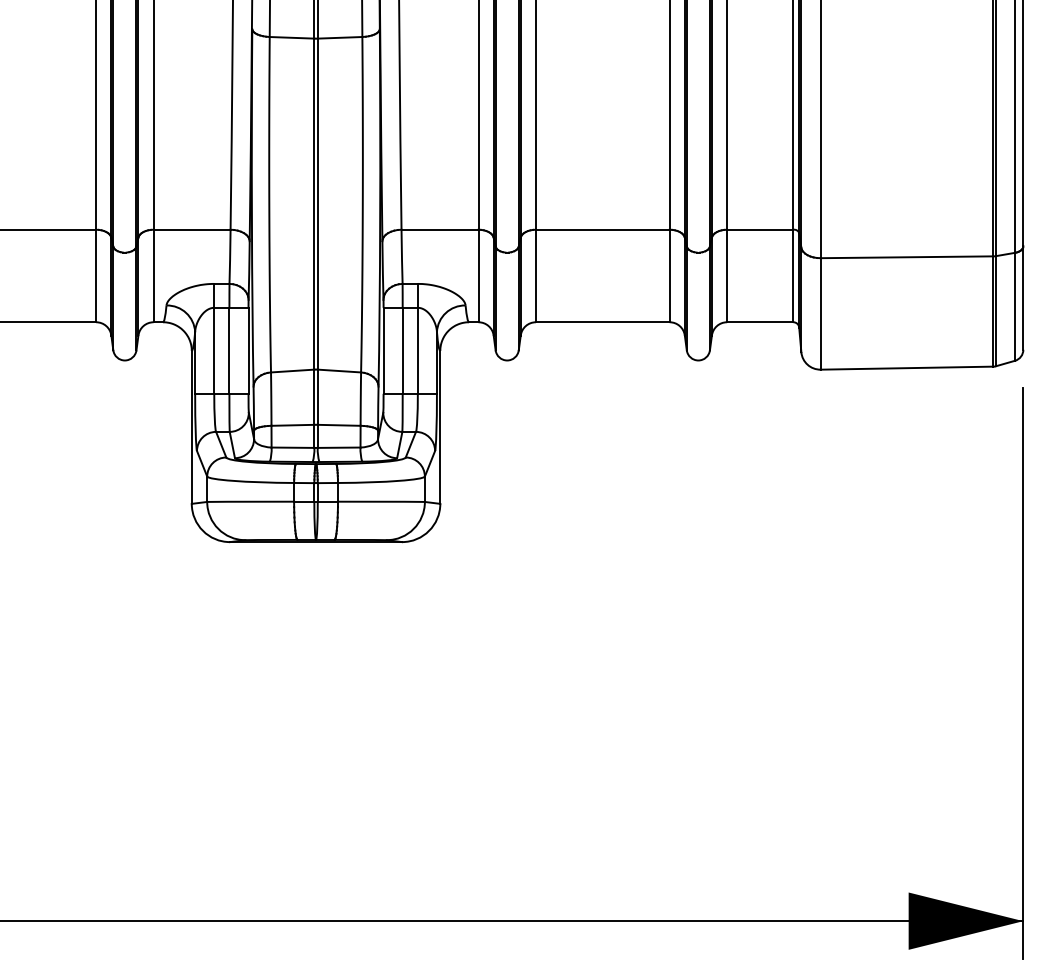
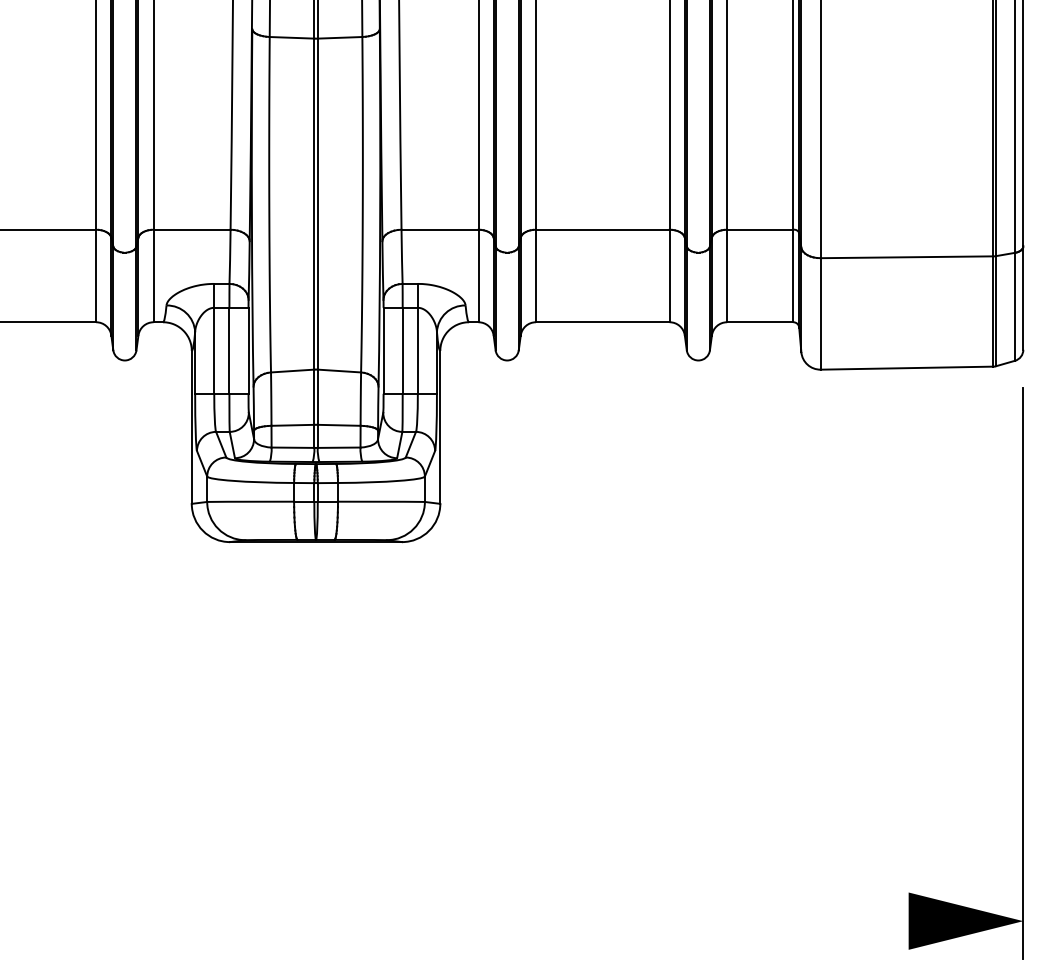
line: present -> none (512, 921)
